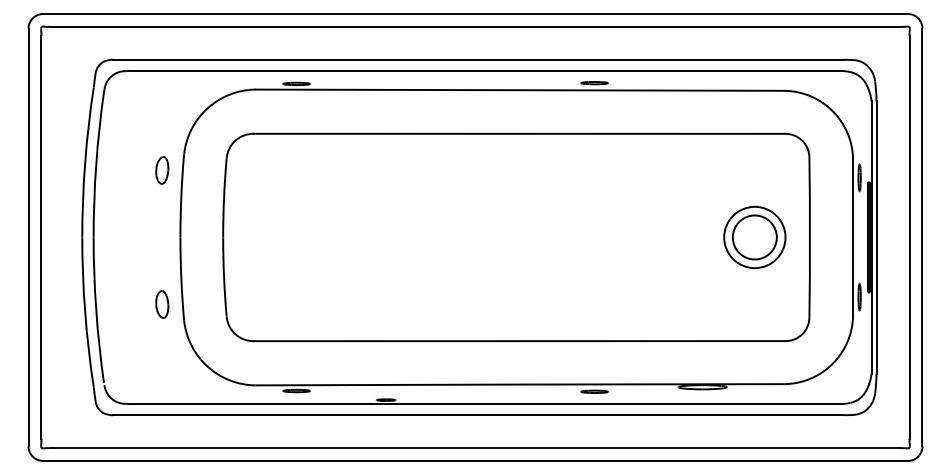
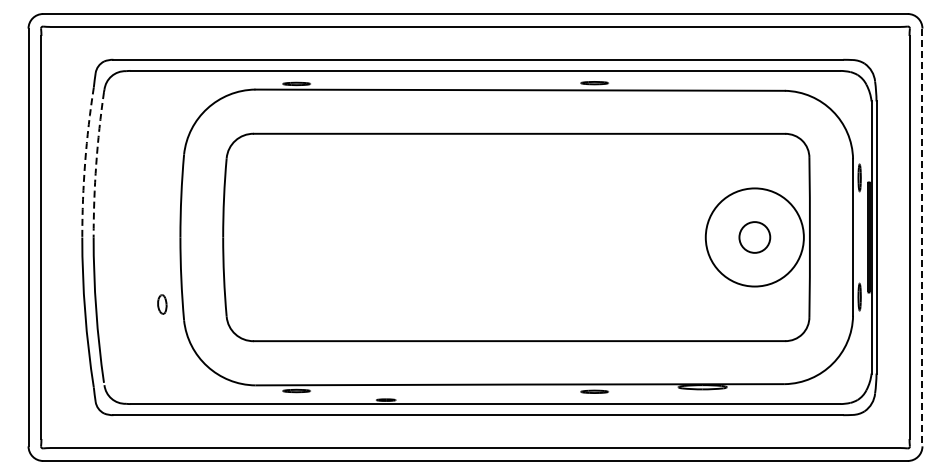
arc: solid -> dashed (85, 162)
arc: solid -> dashed (96, 164)
part: present -> none (162, 170)
circle diameter: 44 px -> 31 px (754, 237)
circle diameter: 61 px -> 98 px (754, 237)
line: solid -> dashed (922, 237)
part size: 15x29 px -> 11x21 px (162, 304)
